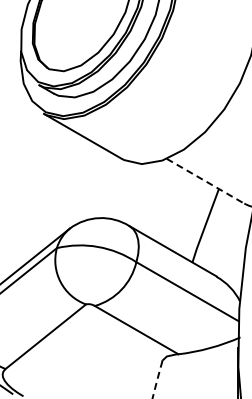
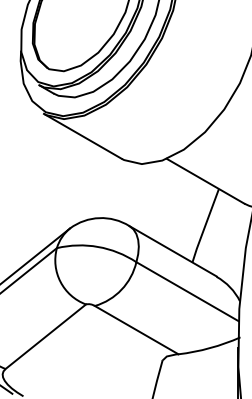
line: dashed -> solid (205, 181)
arc: dashed -> solid (157, 380)
